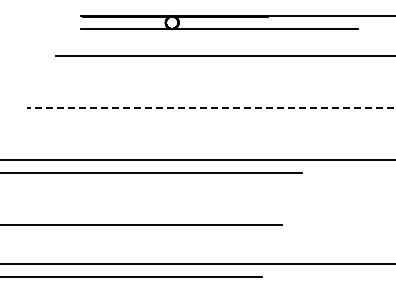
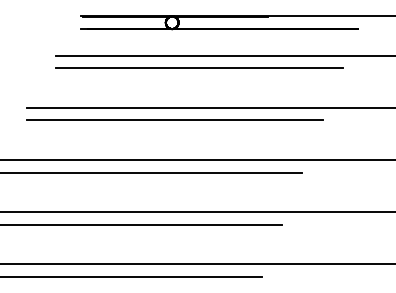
line: none -> present (199, 68)
line: dashed -> solid (211, 107)
line: none -> present (174, 120)
line: none -> present (197, 211)
